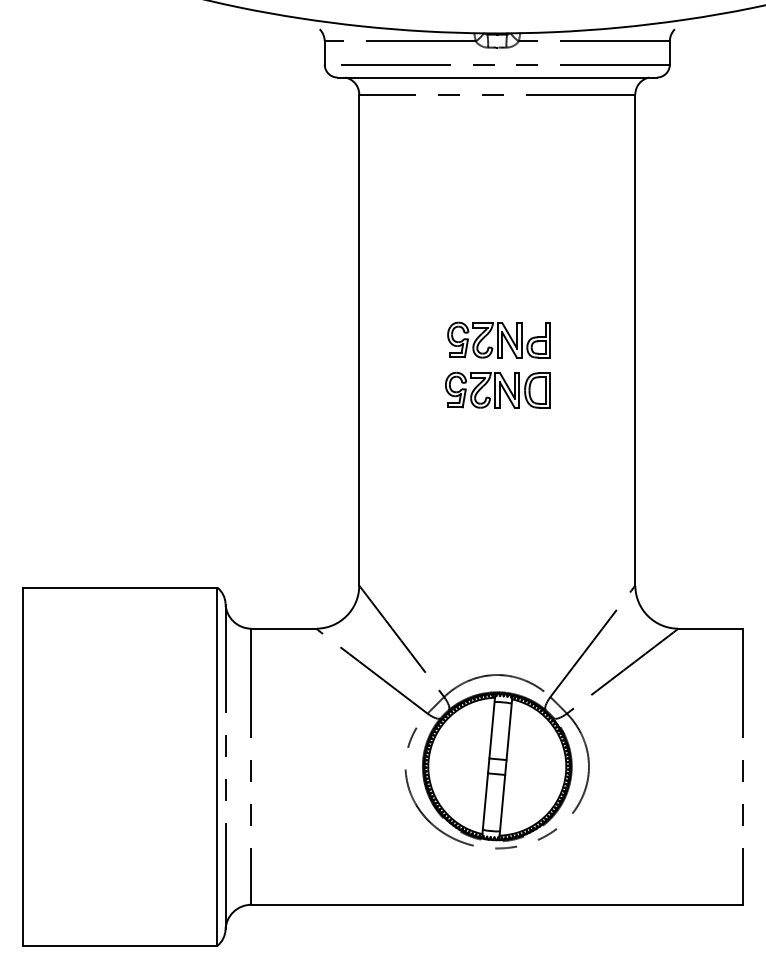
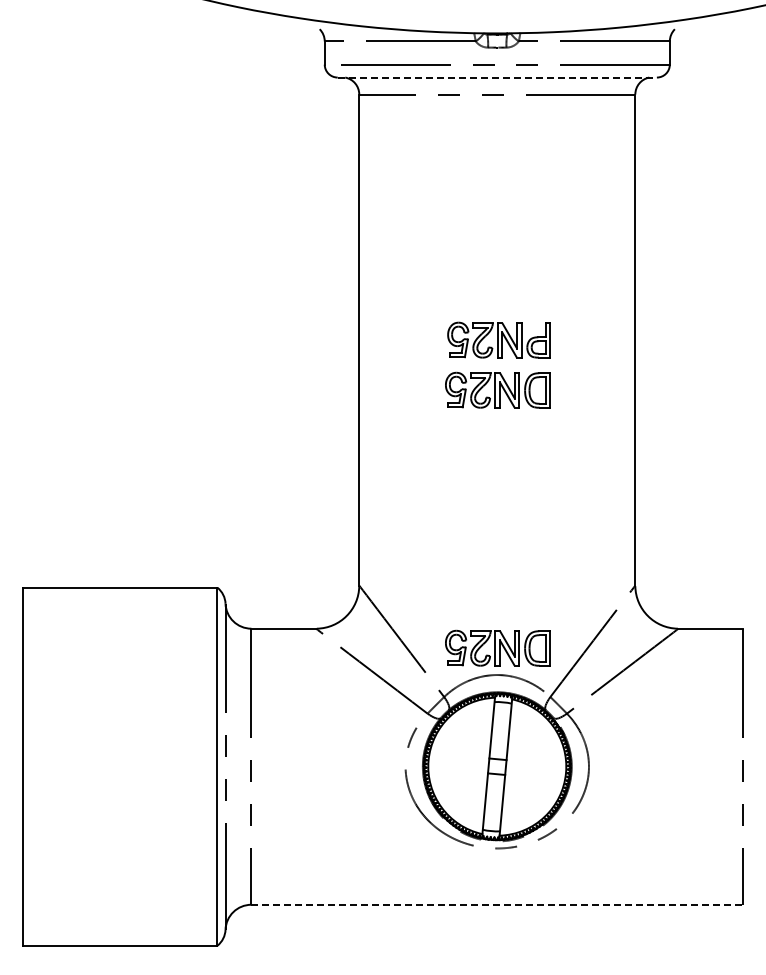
line: solid -> dashed (497, 77)
part: none -> present (497, 647)
line: solid -> dashed (497, 904)
